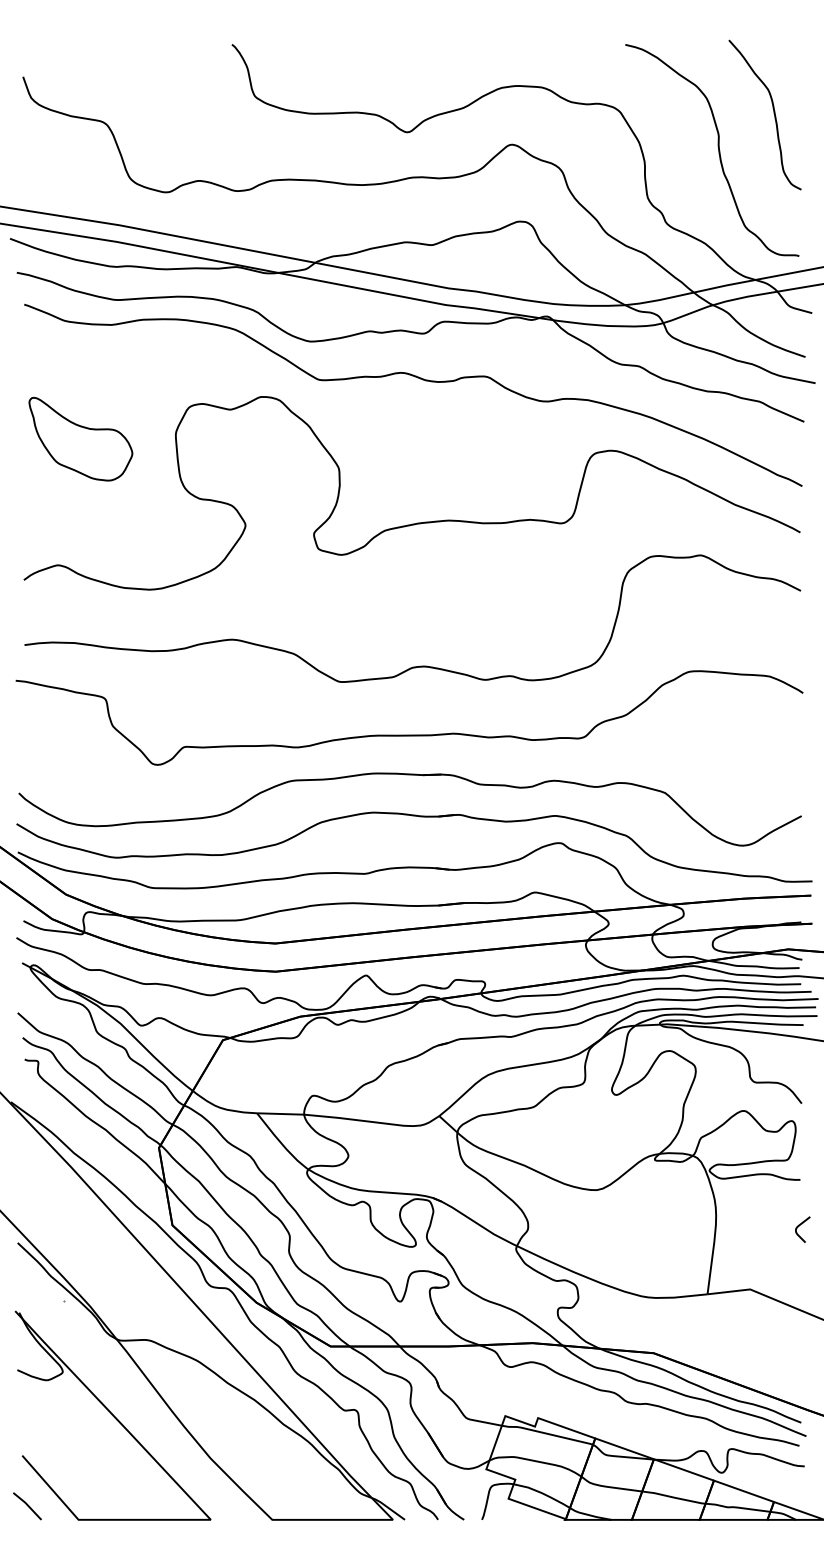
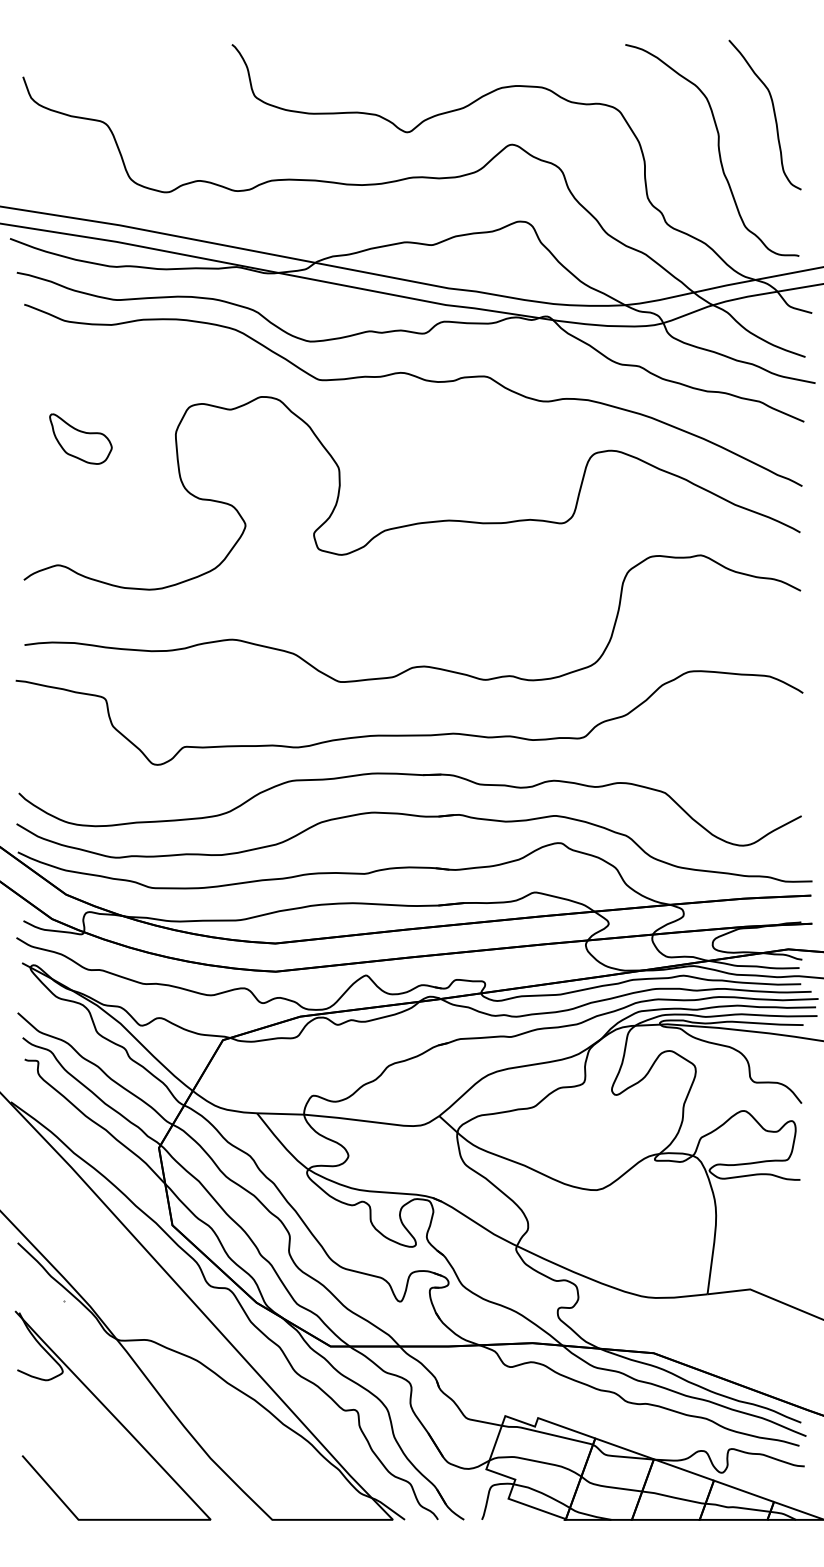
part size: 106x86 px -> 64x52 px (80, 438)
curve: present -> none (799, 1226)
line: present -> none (27, 1506)
